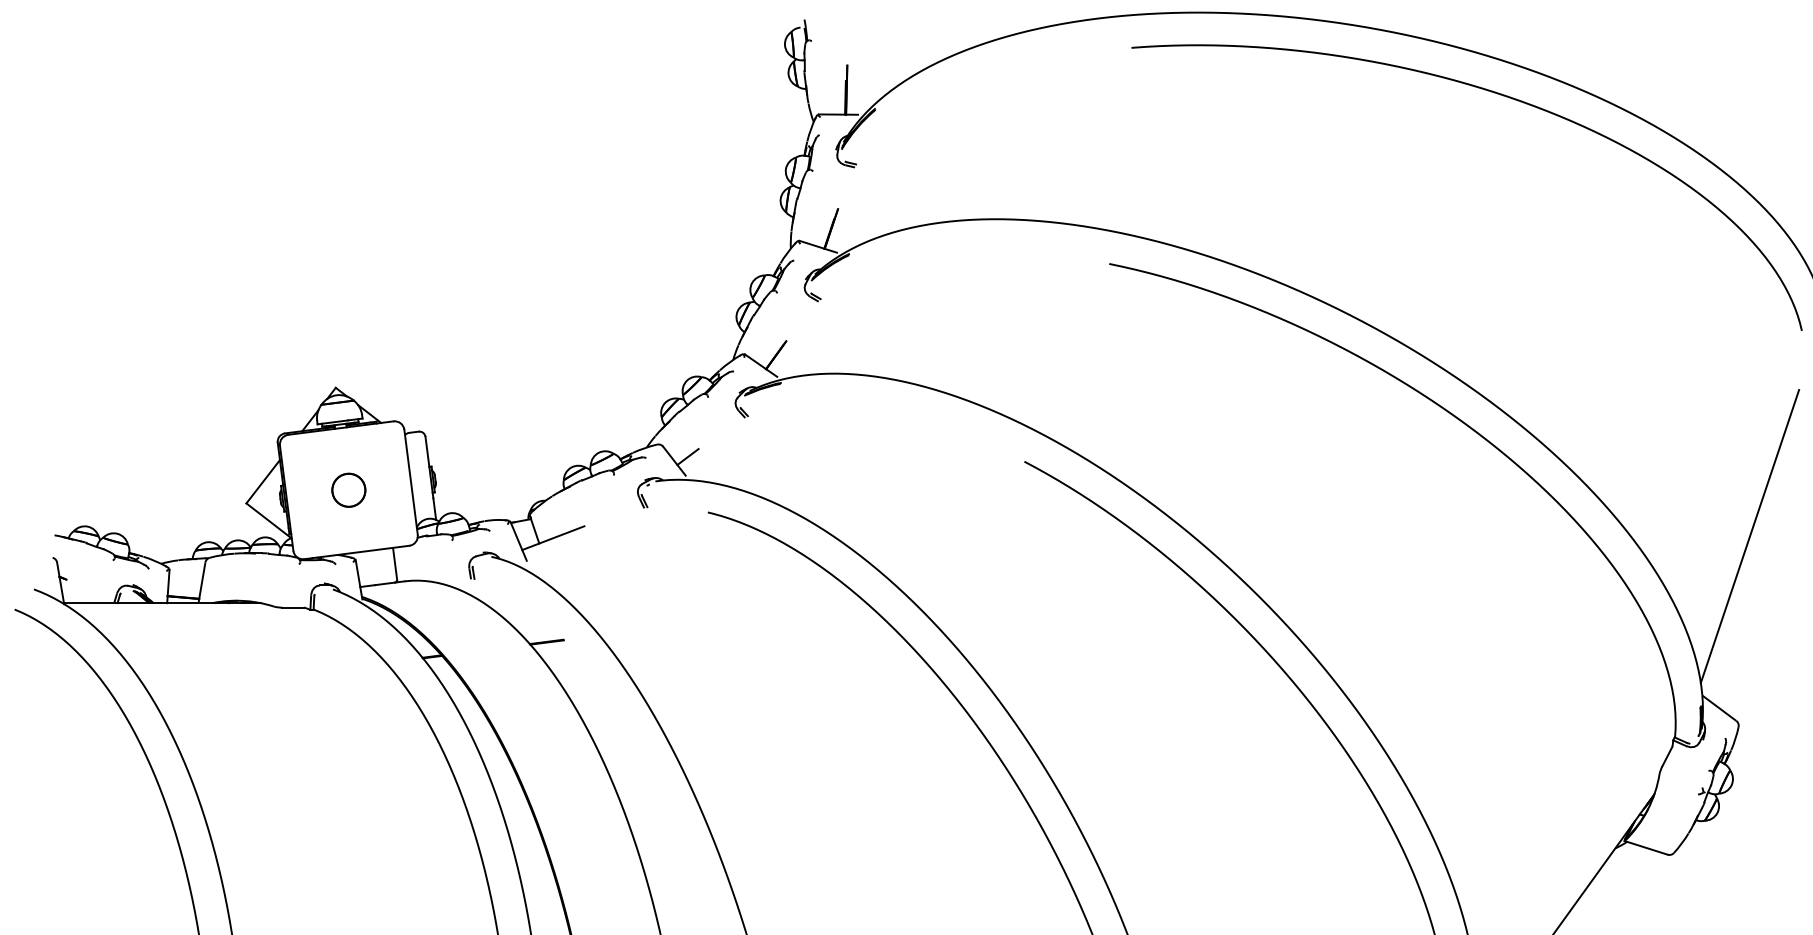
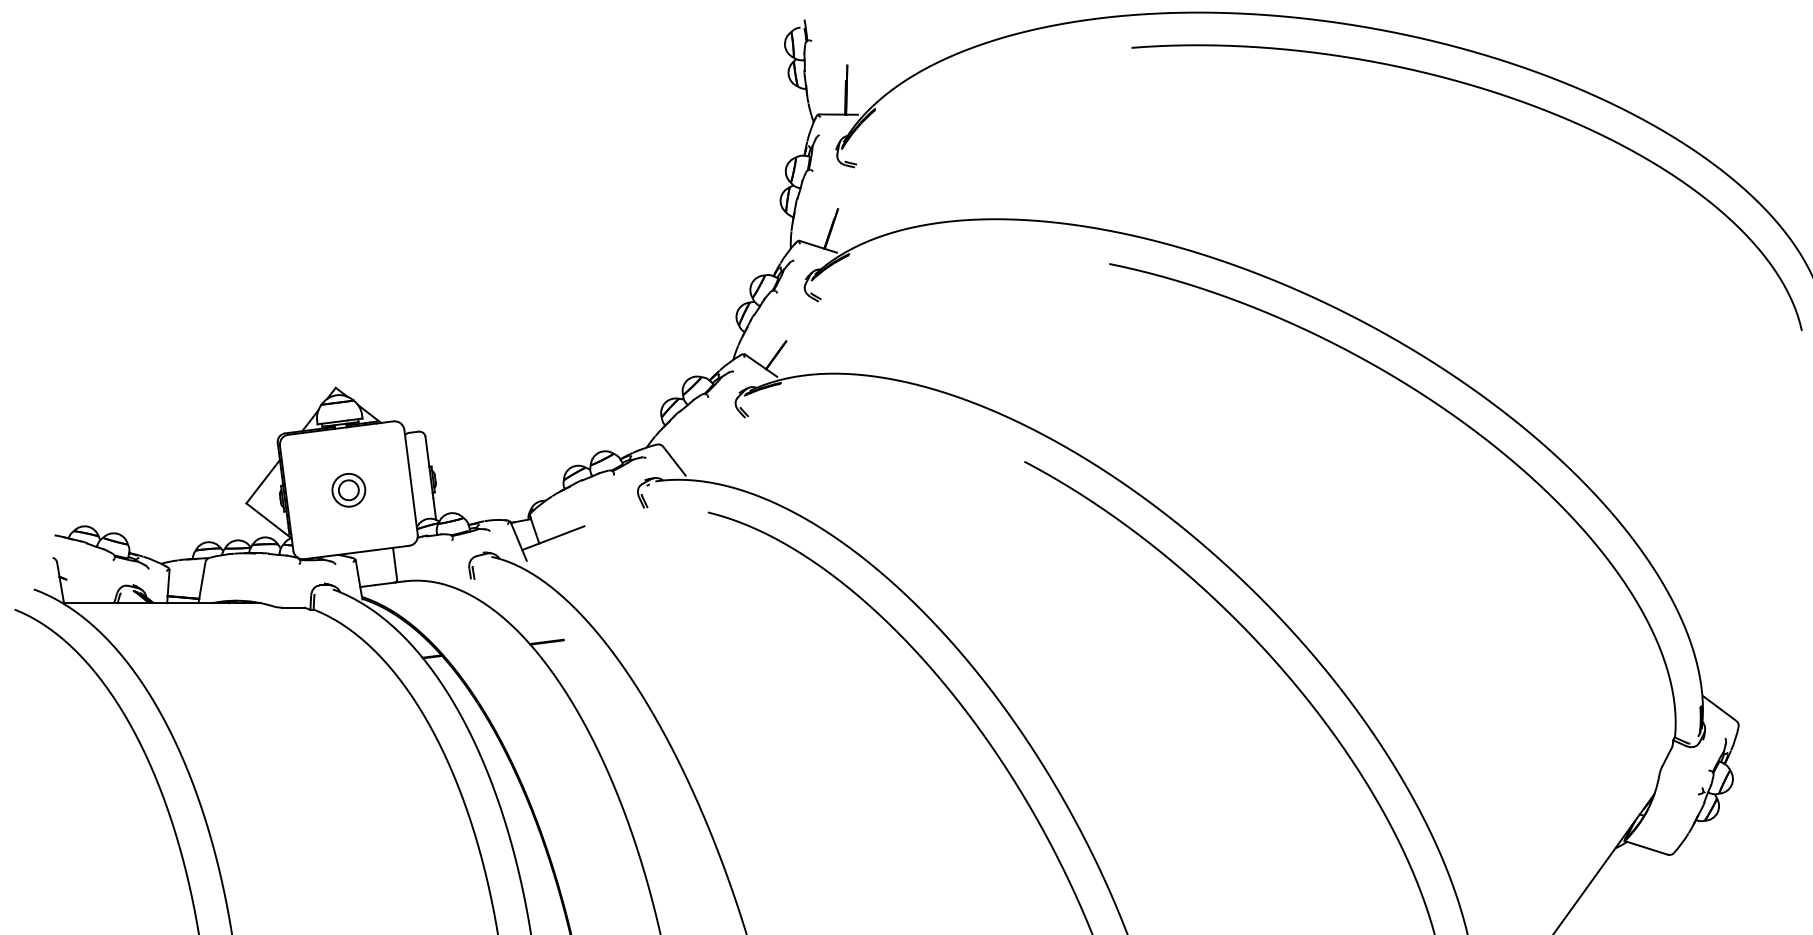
line: present -> none (687, 456)
circle diameter: 33 px -> 20 px (348, 490)
line: present -> none (1749, 536)
